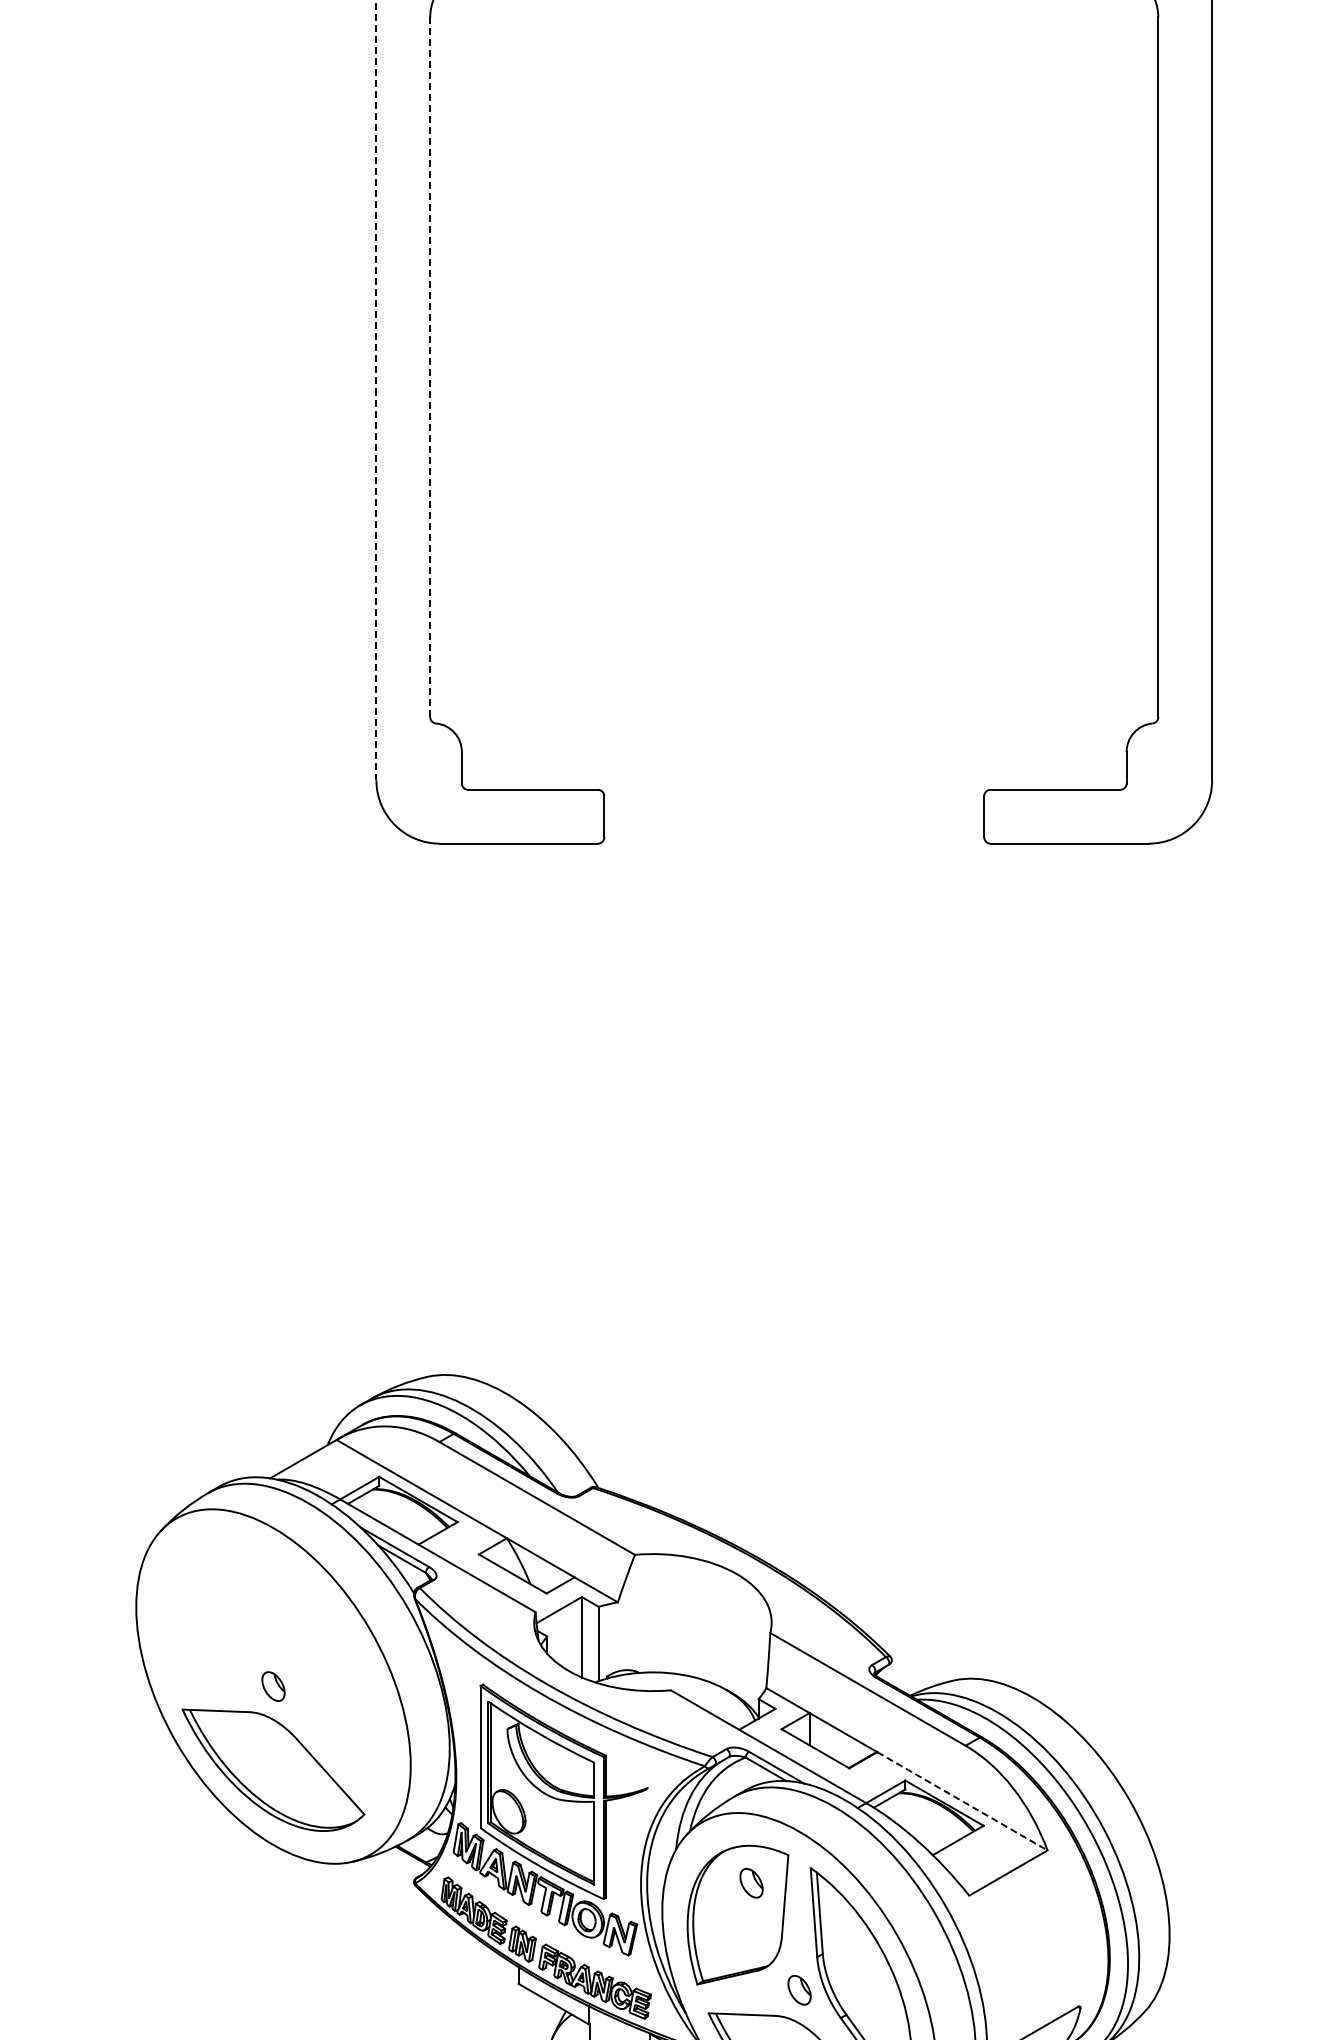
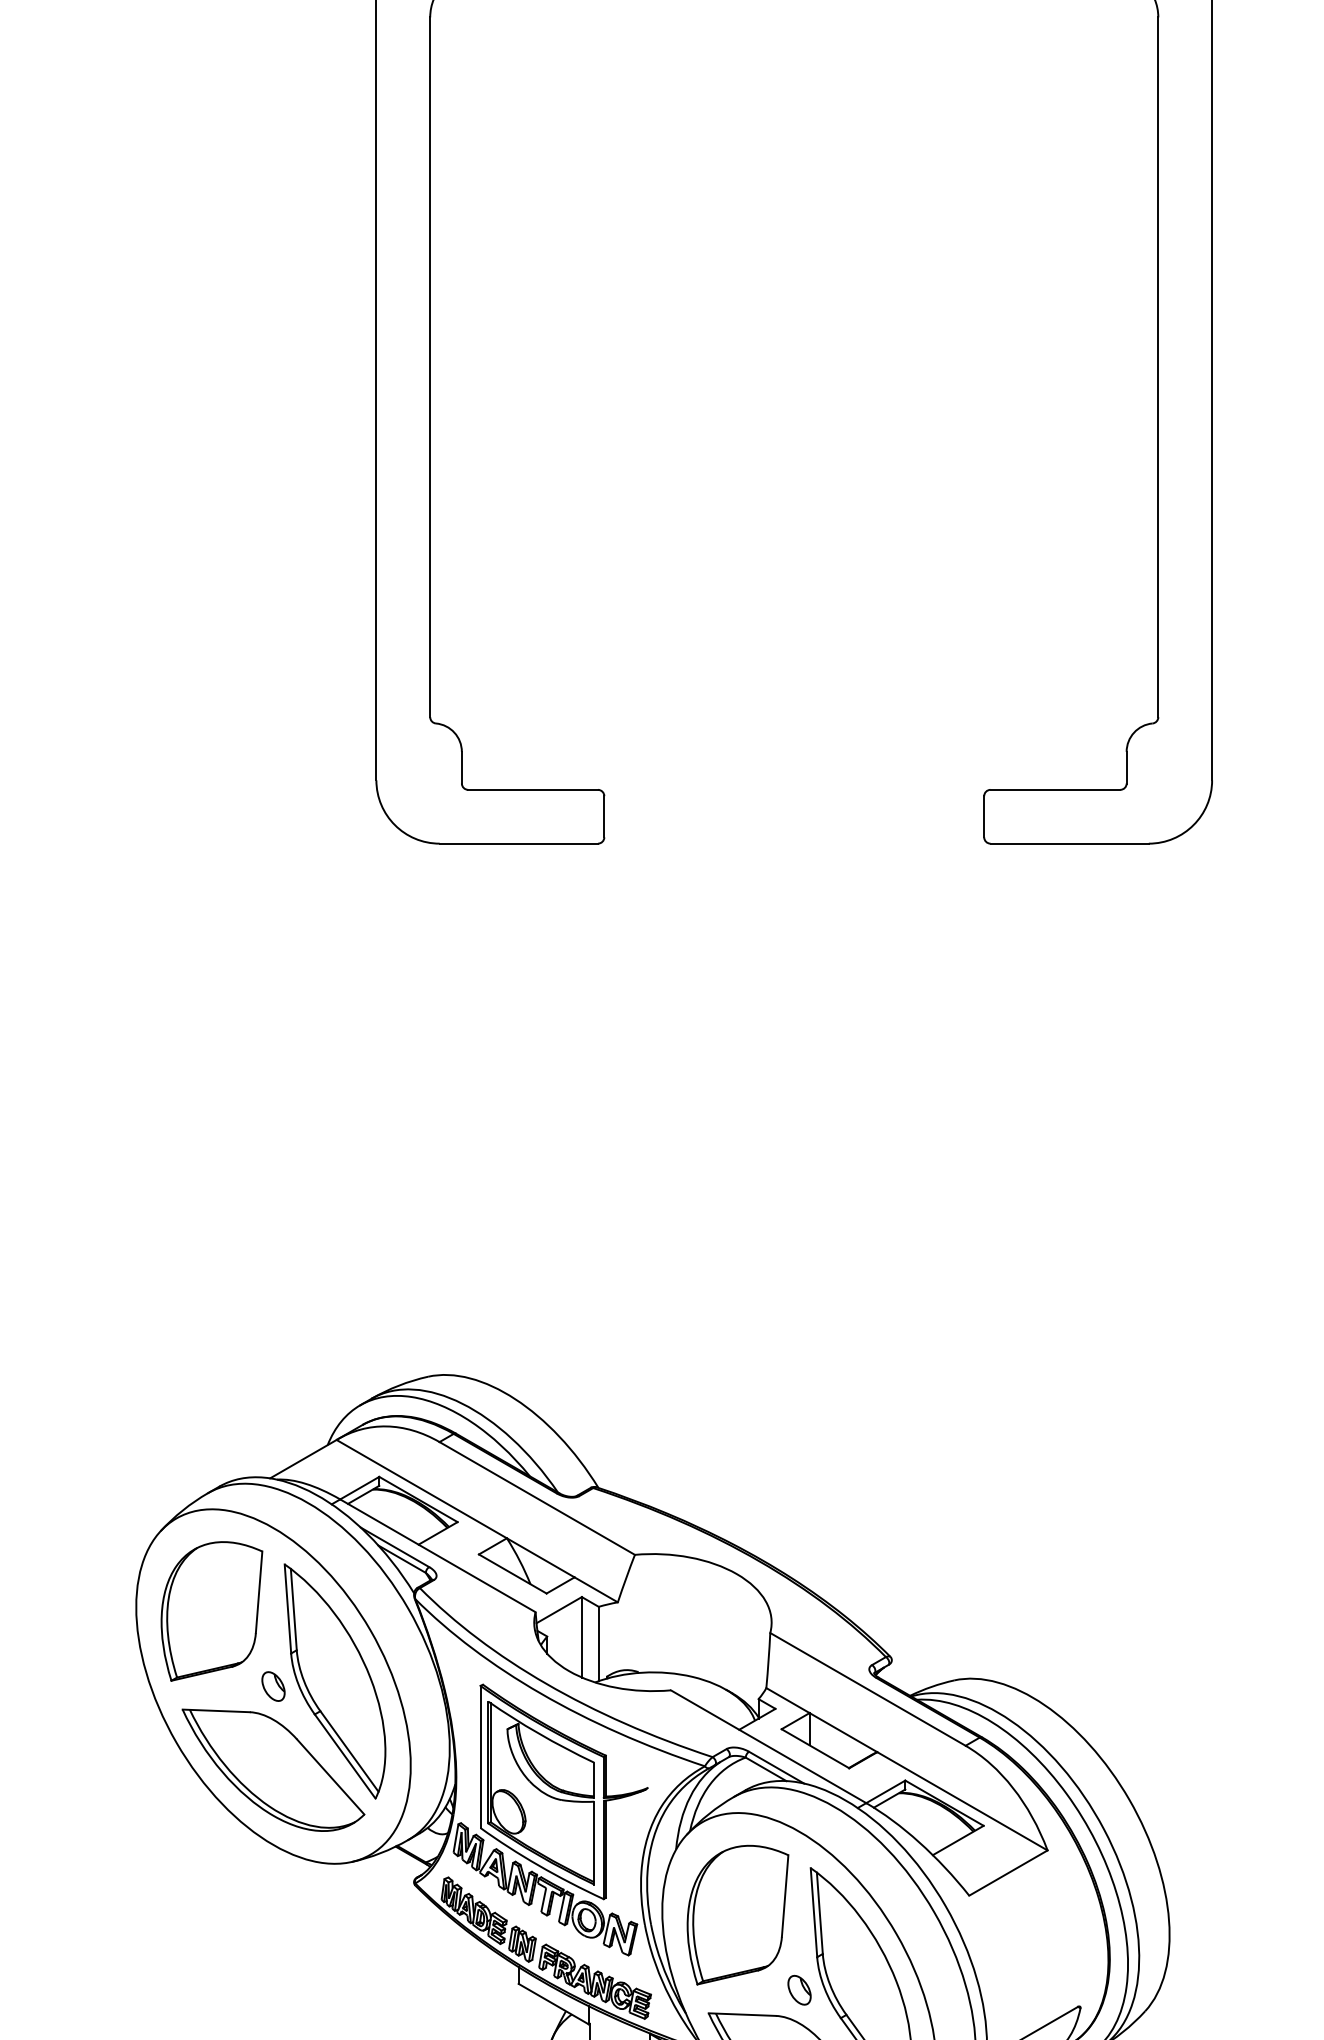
line: dashed -> solid (430, 367)
line: dashed -> solid (376, 390)
part: none -> present (211, 1611)
part: none -> present (334, 1681)
line: dashed -> solid (962, 1801)
part: present -> none (751, 1882)
